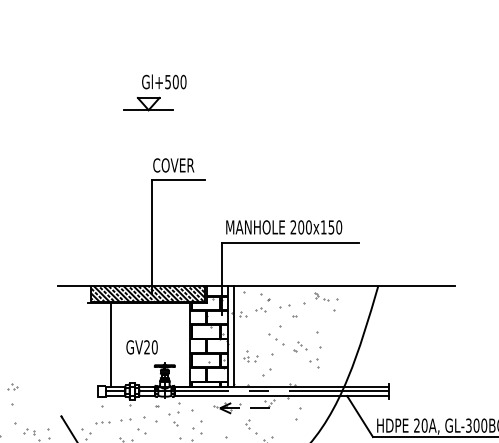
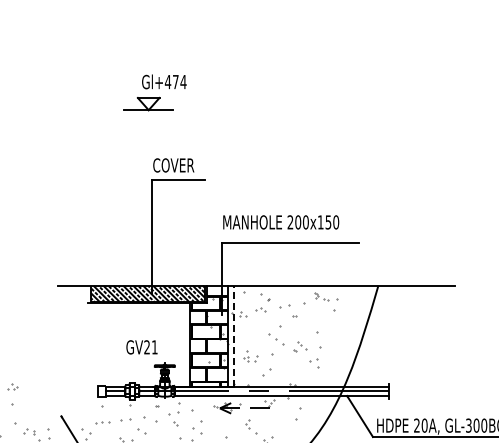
text: Gl+500 -> Gl+474 (175, 81)
text position: (284, 227) -> (281, 222) (281, 222)
line: solid -> dashed (233, 335)
line: present -> none (111, 344)
text: GV20 -> GV21 (154, 347)
